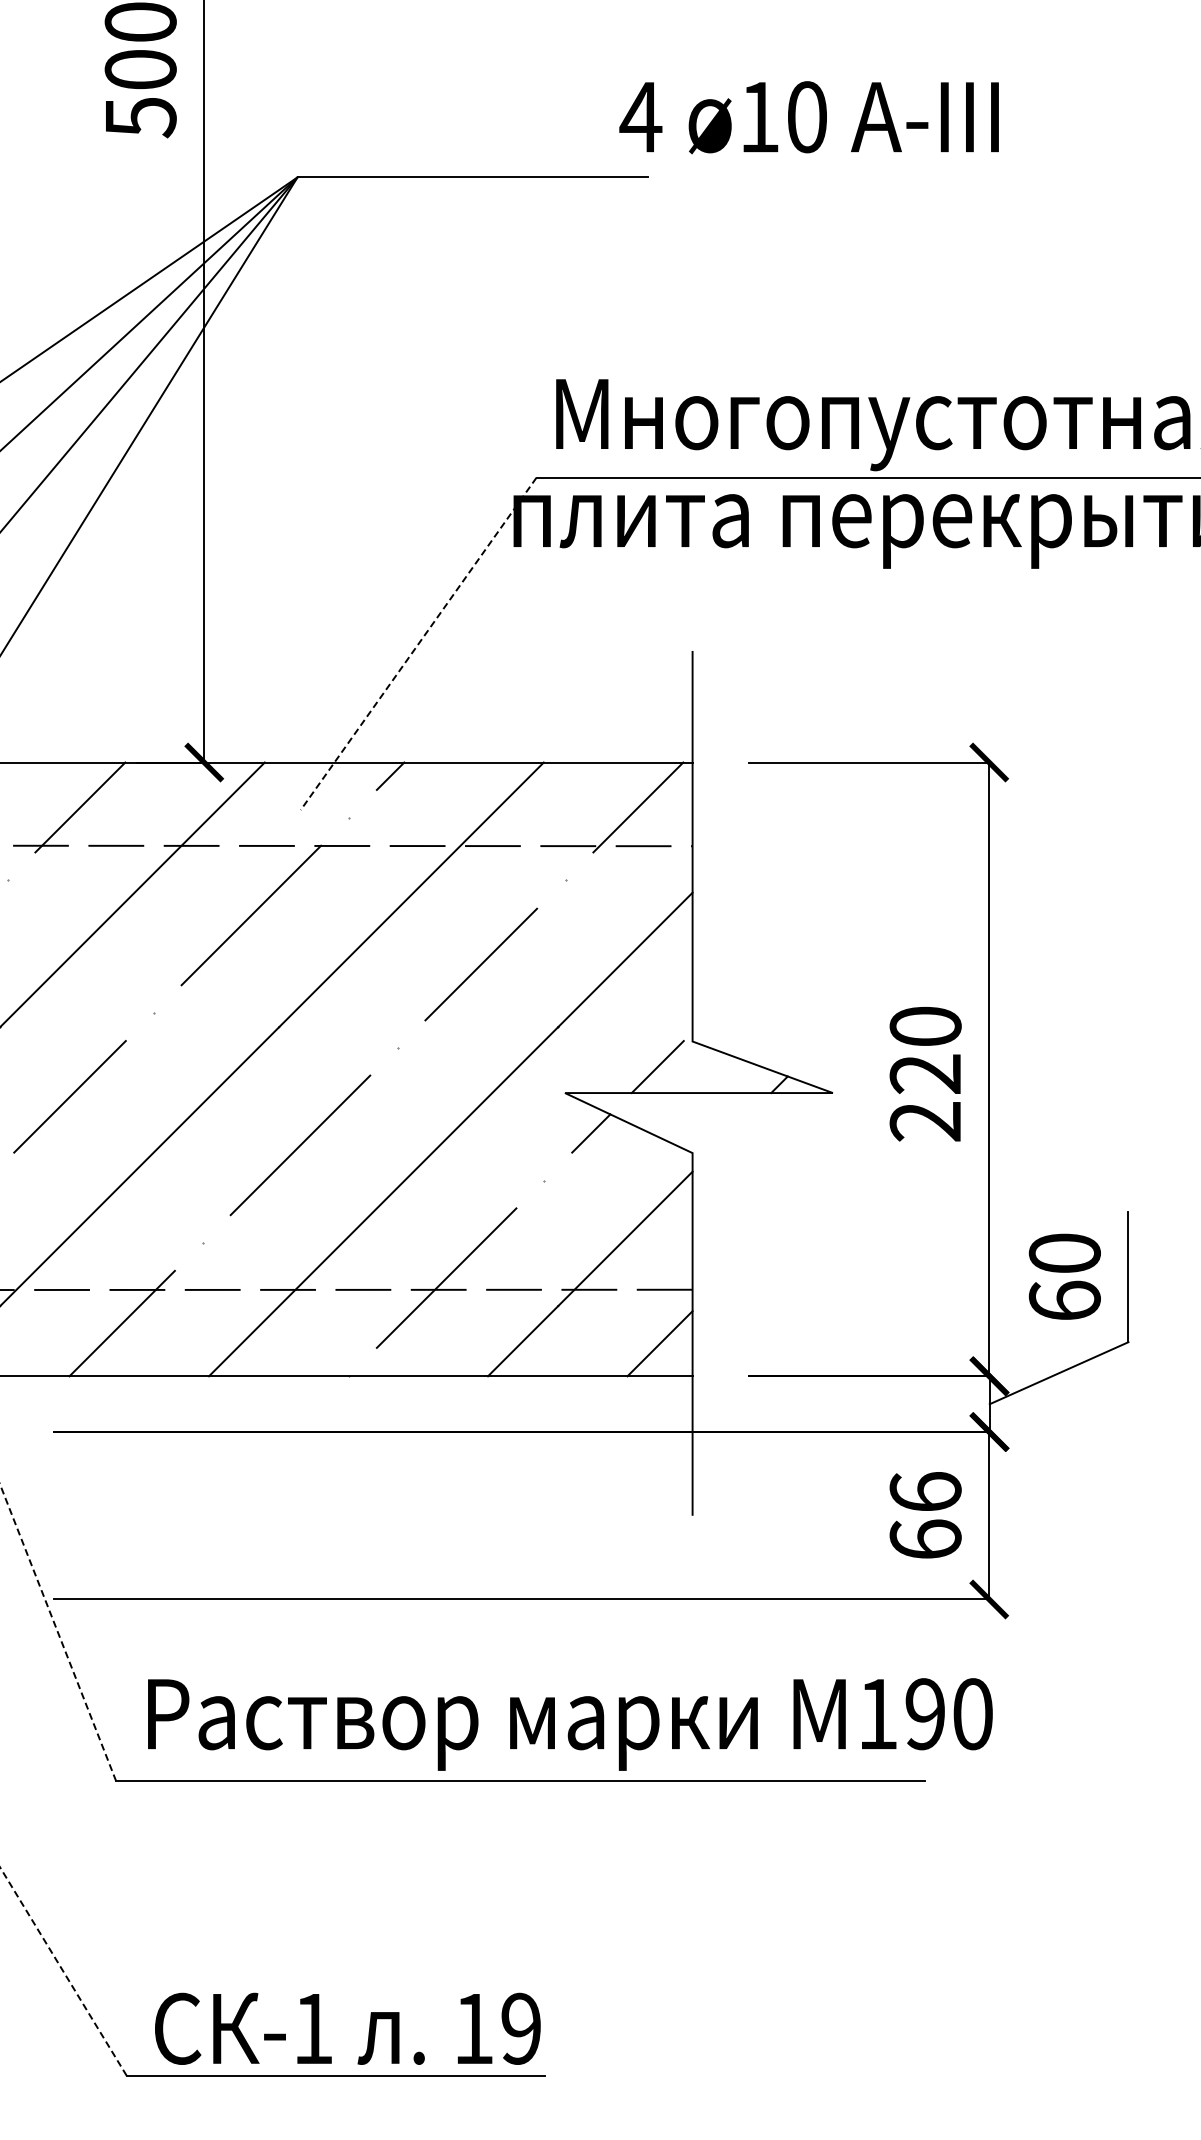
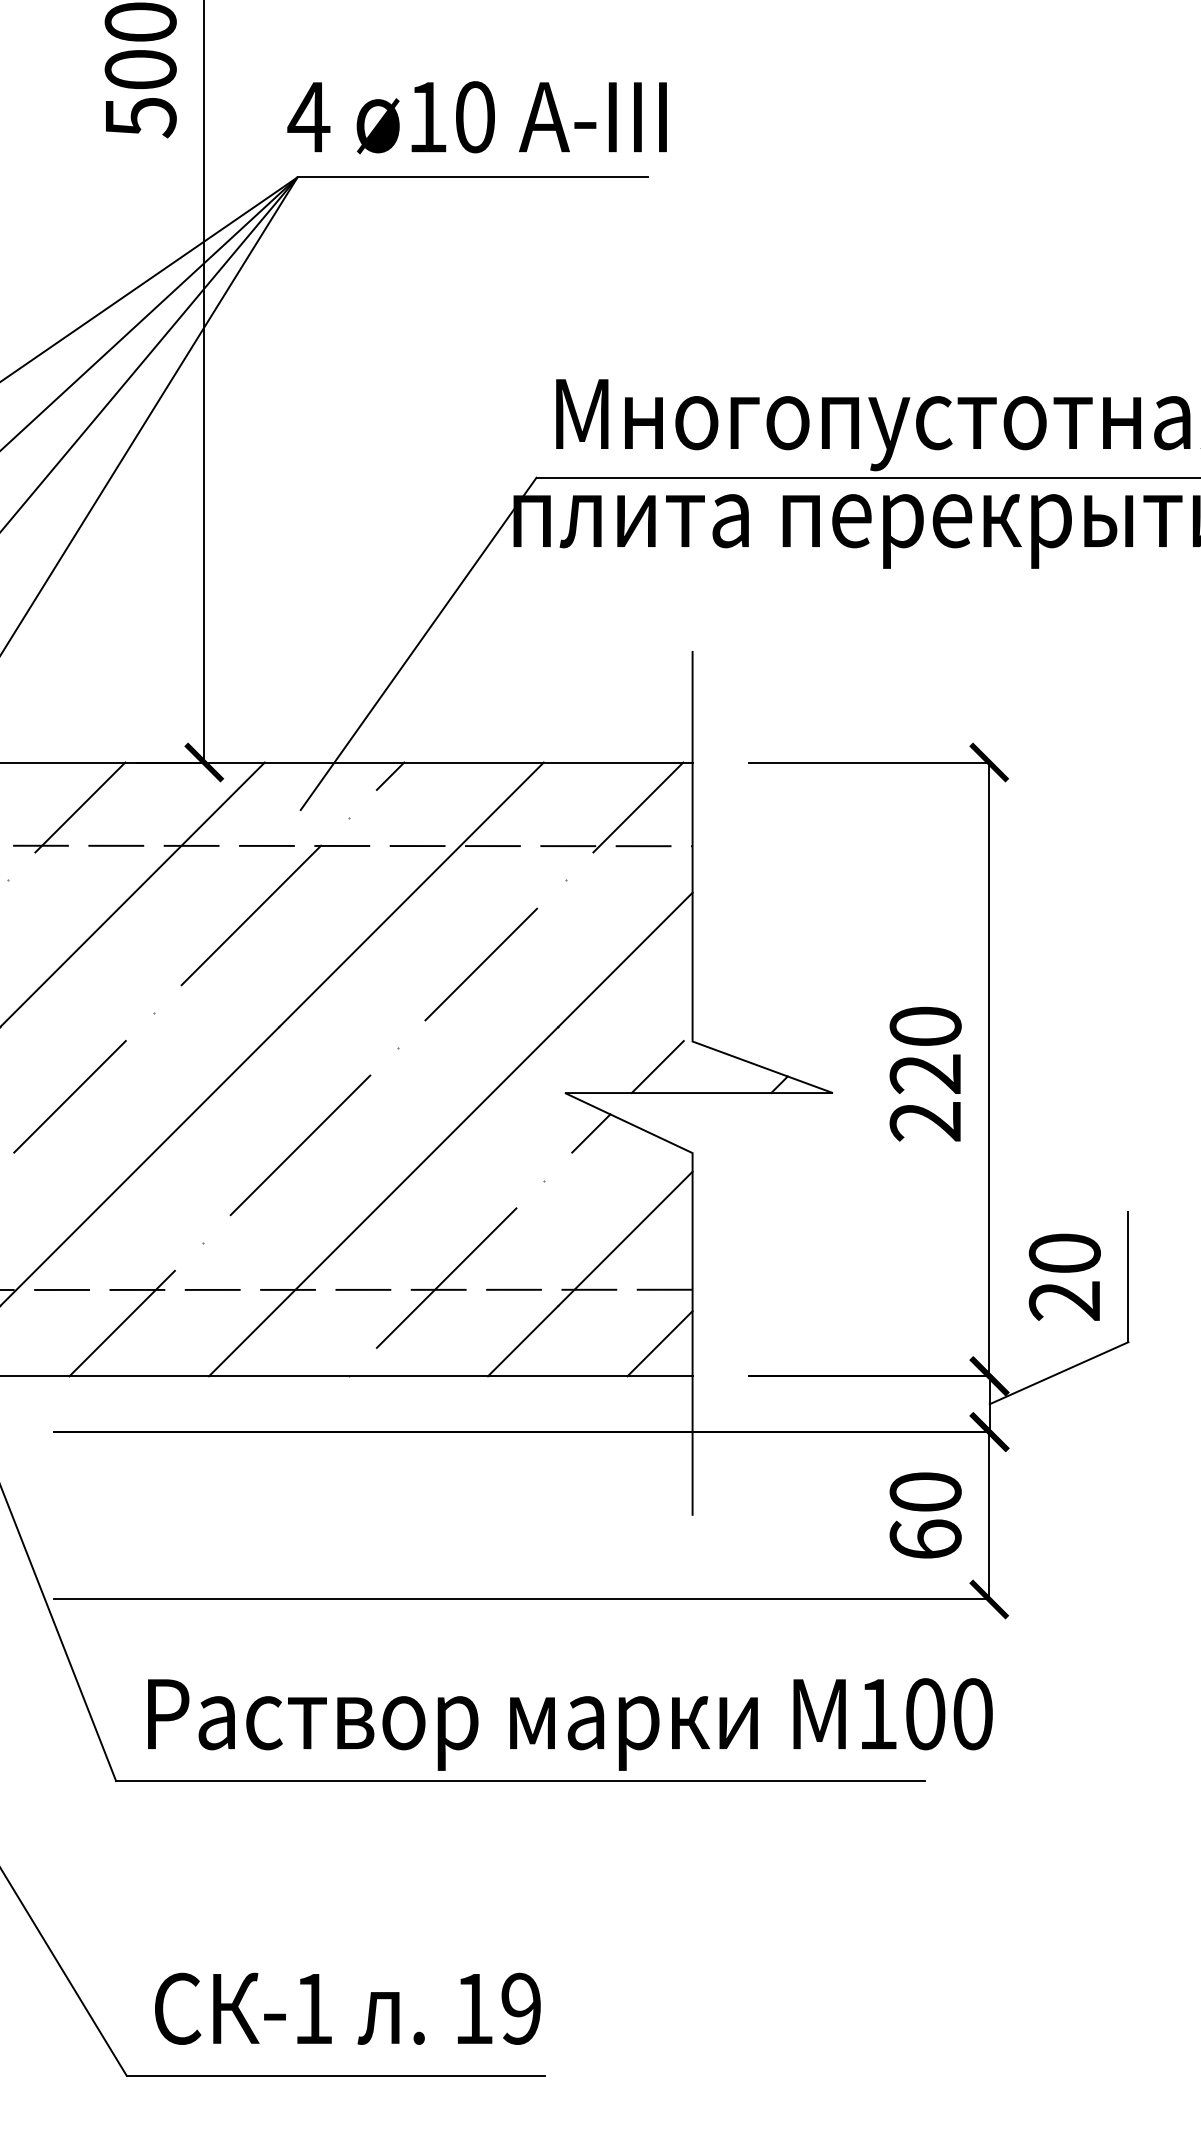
text position: (808, 117) -> (476, 117) (476, 117)
line: dashed -> solid (418, 643)
text: 60 -> 20 (1064, 1300)
text: 66 -> 60 (925, 1491)
line: dashed -> solid (57, 1632)
text: 190 -> 100 (925, 1714)
line: dashed -> solid (63, 1971)
text position: (347, 2028) -> (347, 2008) (347, 2008)
